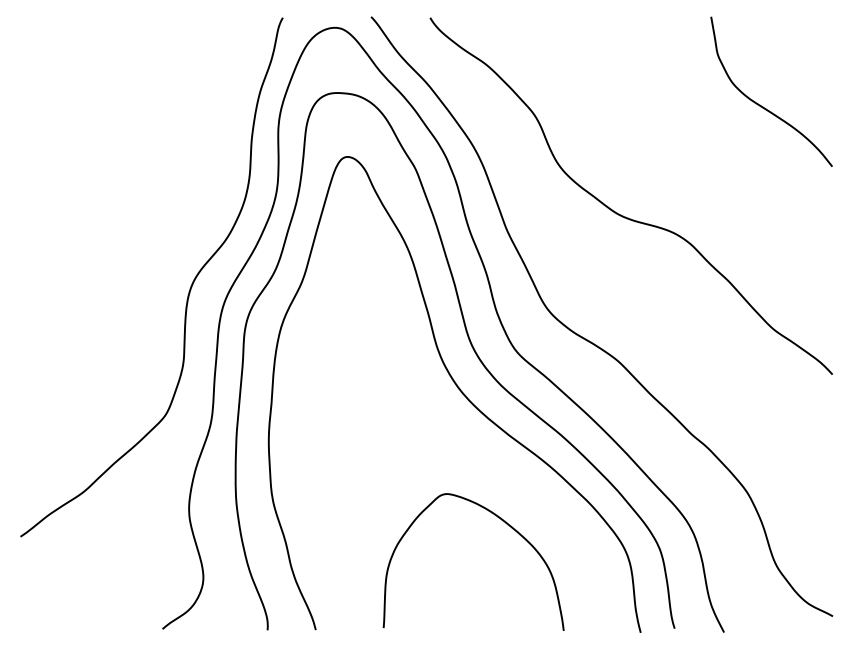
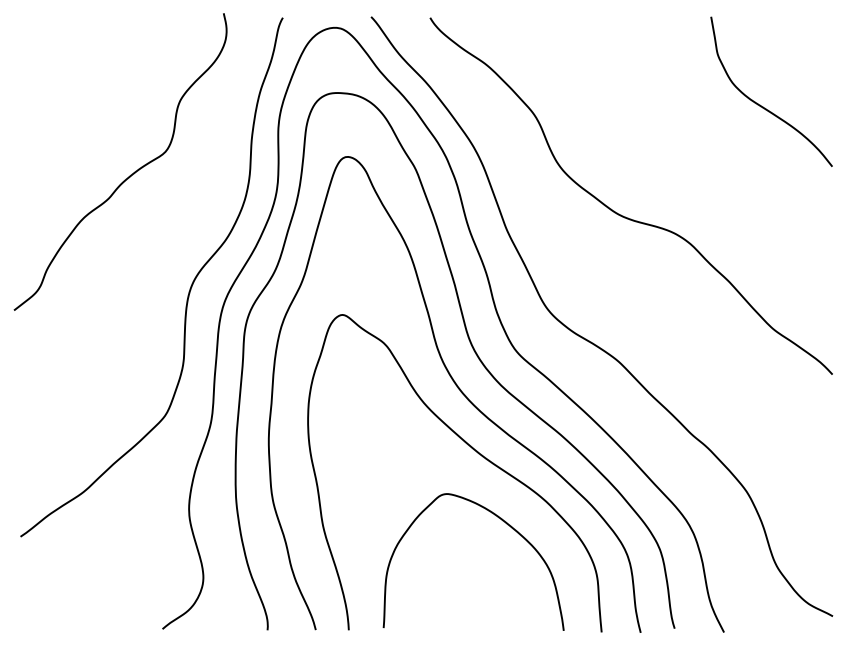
curve: none -> present (130, 174)
curve: none -> present (473, 450)
